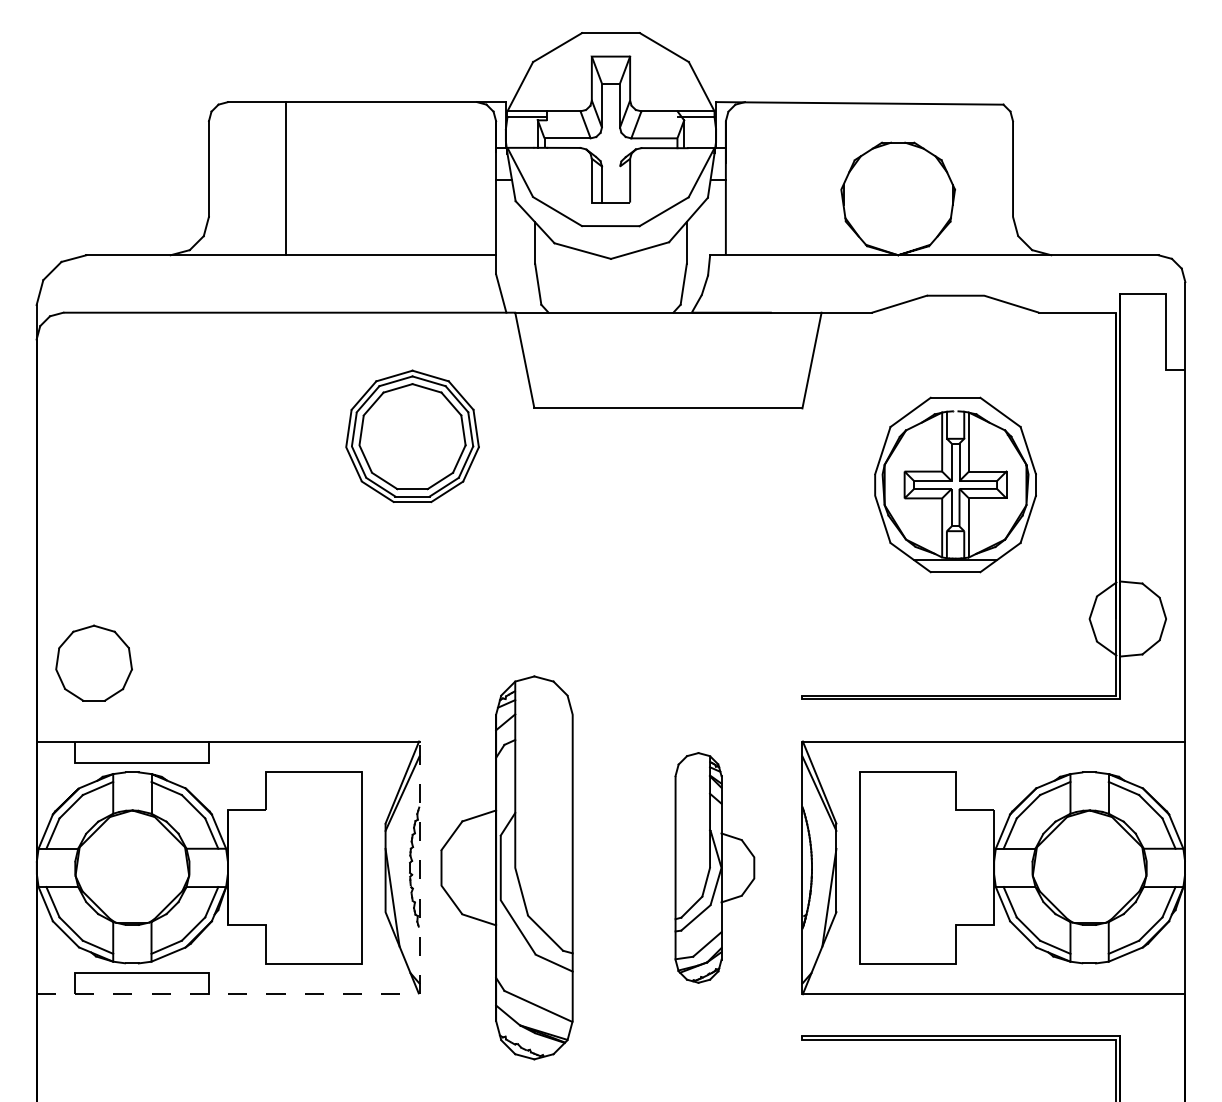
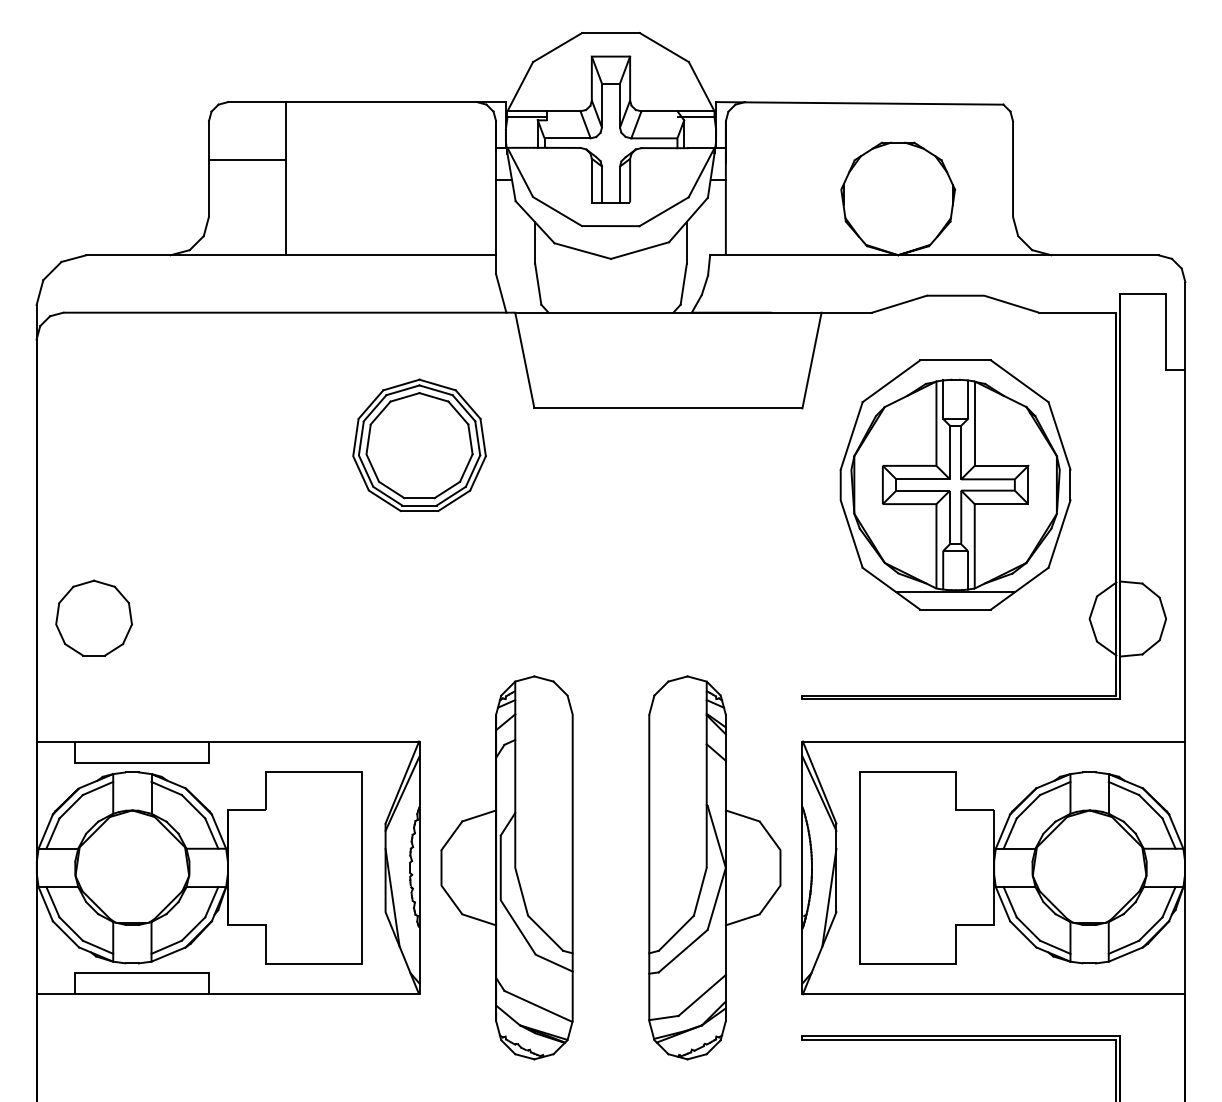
line: none -> present (246, 159)
line: none -> present (620, 184)
part position: (412, 435) -> (419, 444) (419, 444)
part size: 163x178 px -> 233x252 px (955, 484)
part position: (93, 662) -> (93, 617) (93, 617)
part size: 82x232 px -> 134x386 px (714, 867)
line: dashed -> solid (355, 994)
